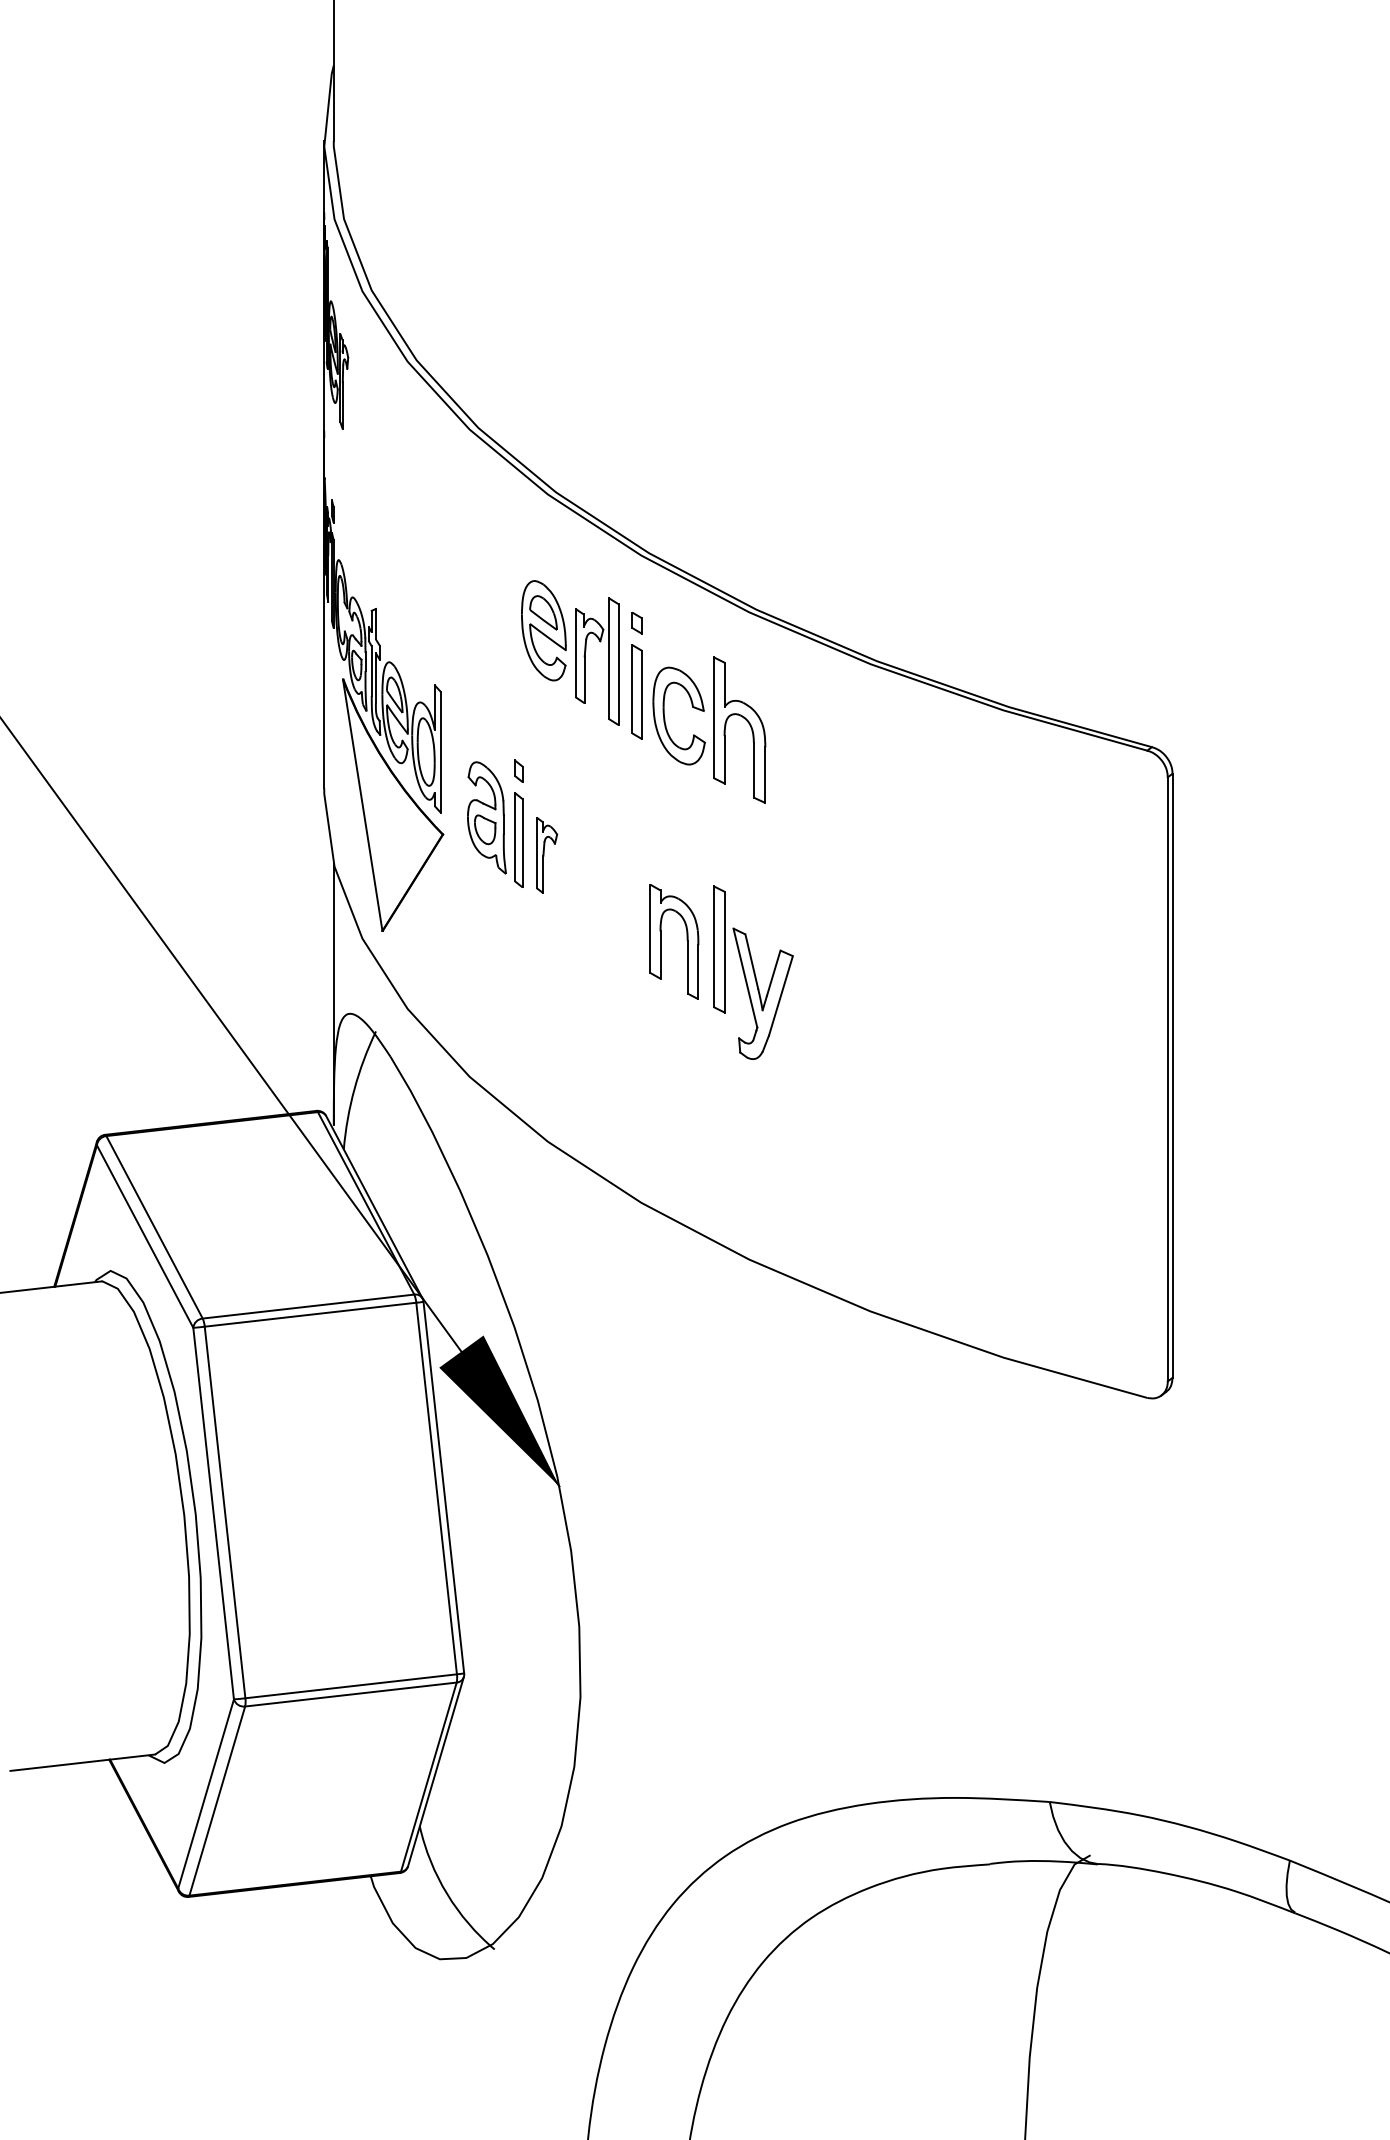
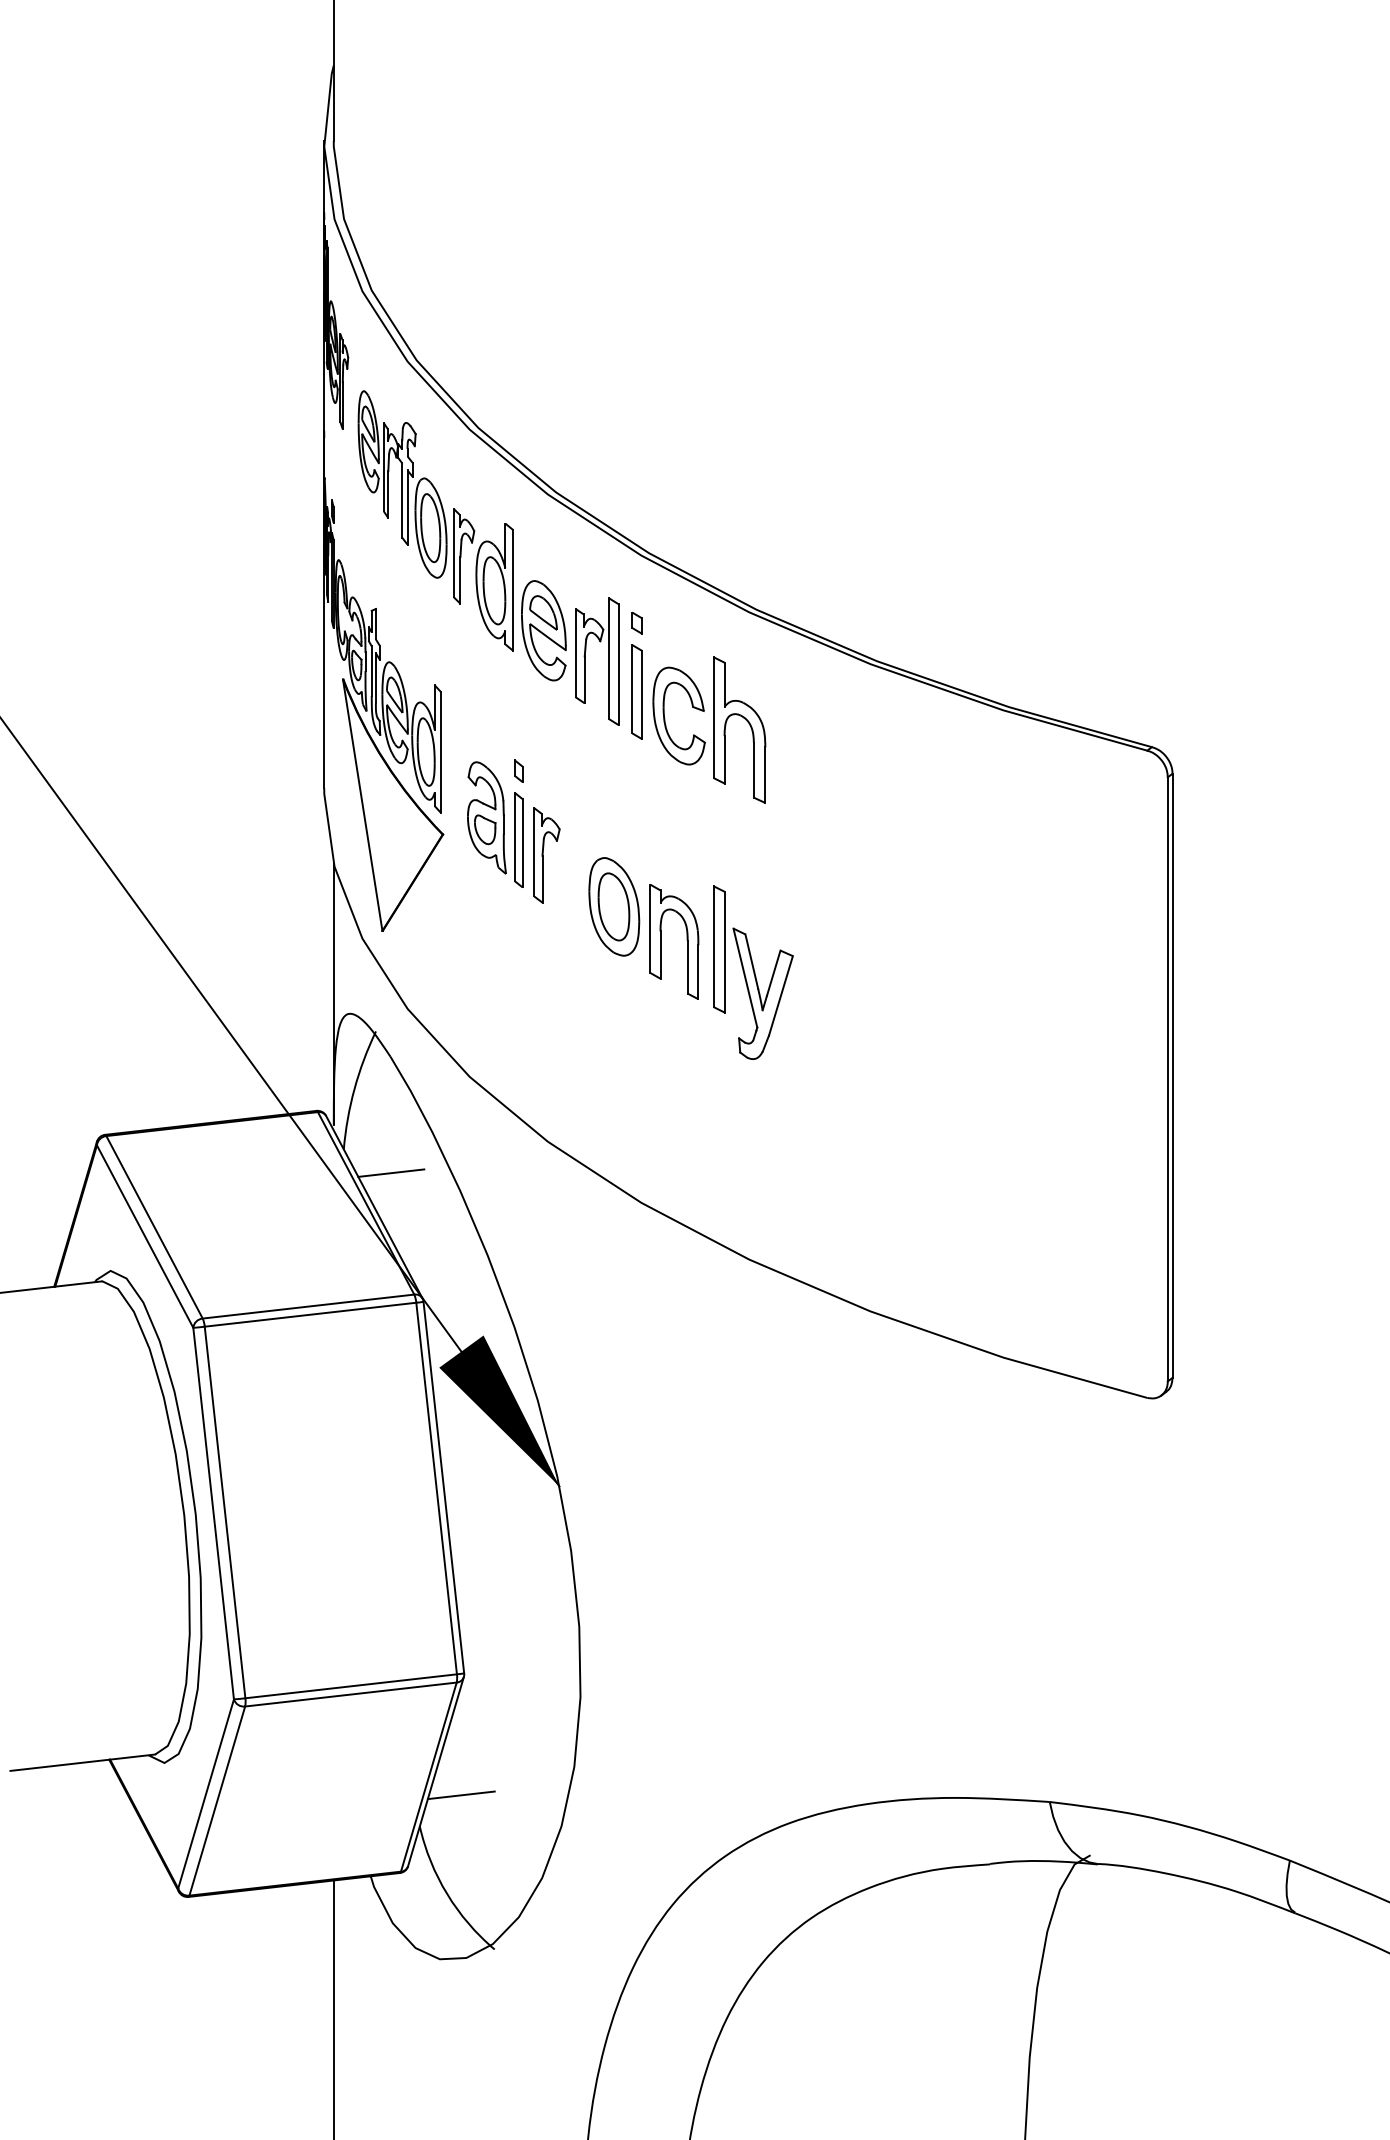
part: none -> present (435, 520)
part size: 23x77 px -> 28x97 px (546, 855)
part: none -> present (614, 906)
line: none -> present (391, 1172)
line: none -> present (460, 1795)
line: none -> present (333, 2008)
